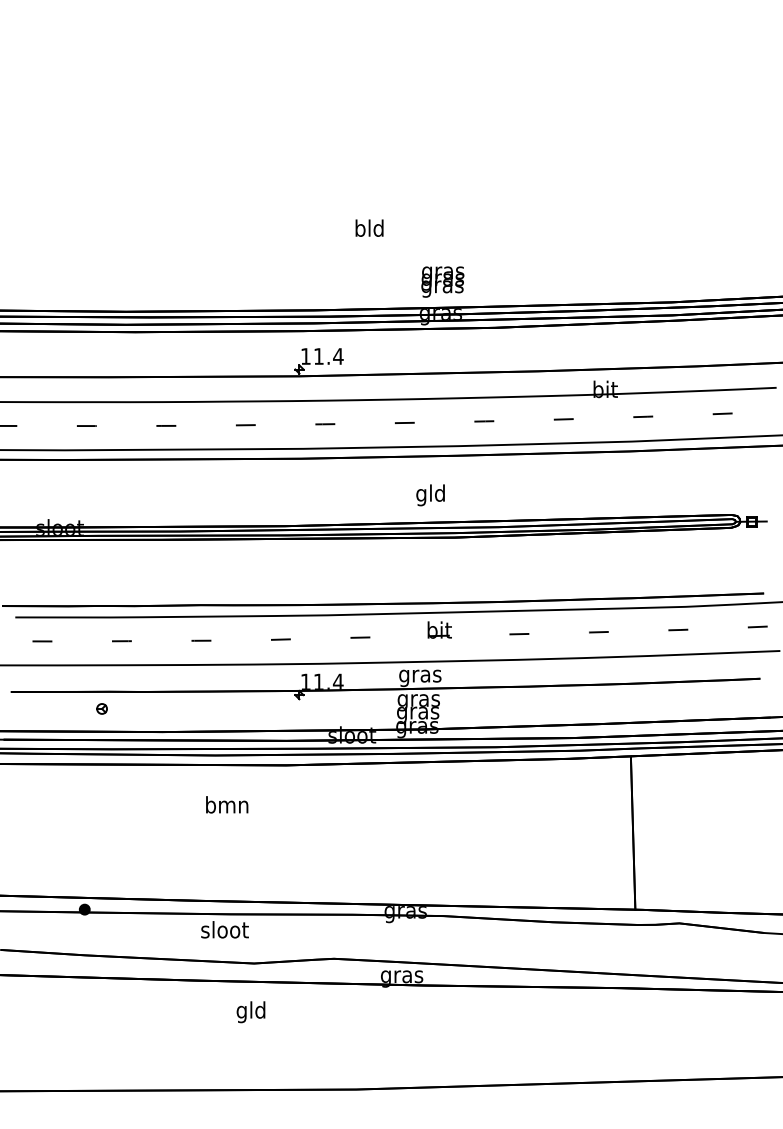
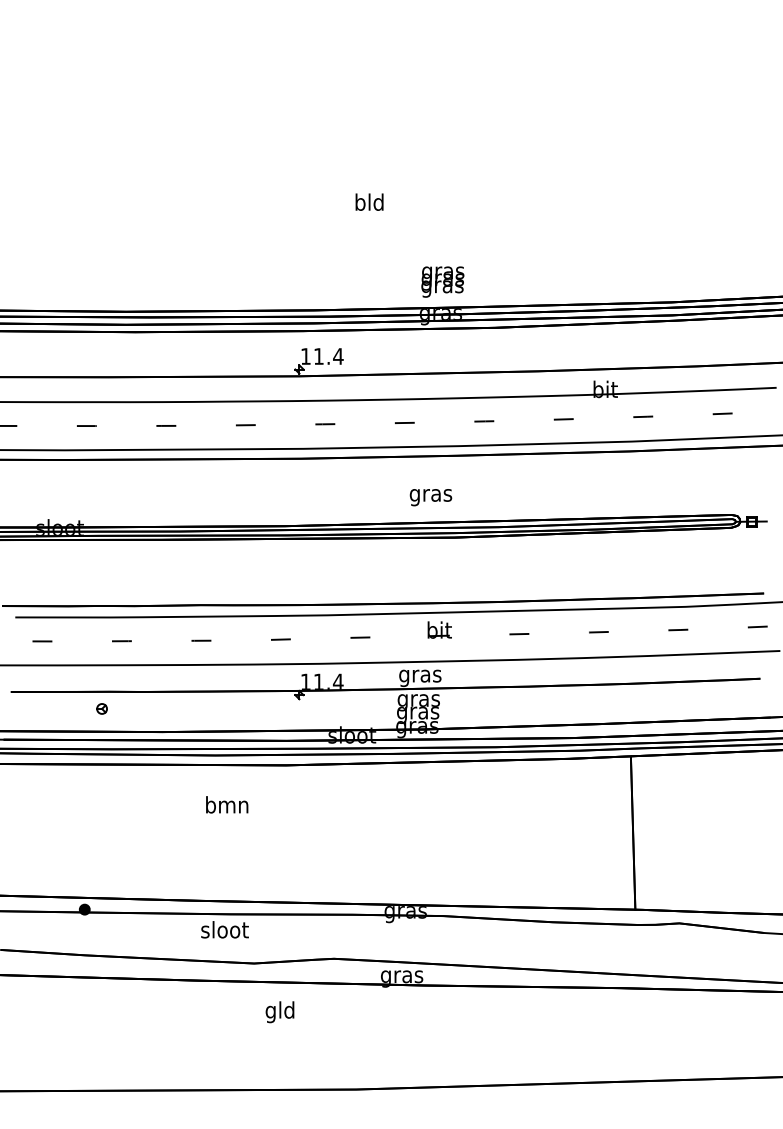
text position: (369, 227) -> (369, 201) (369, 201)
text: gld -> gras (430, 495)
text position: (250, 1012) -> (279, 1012) (279, 1012)
